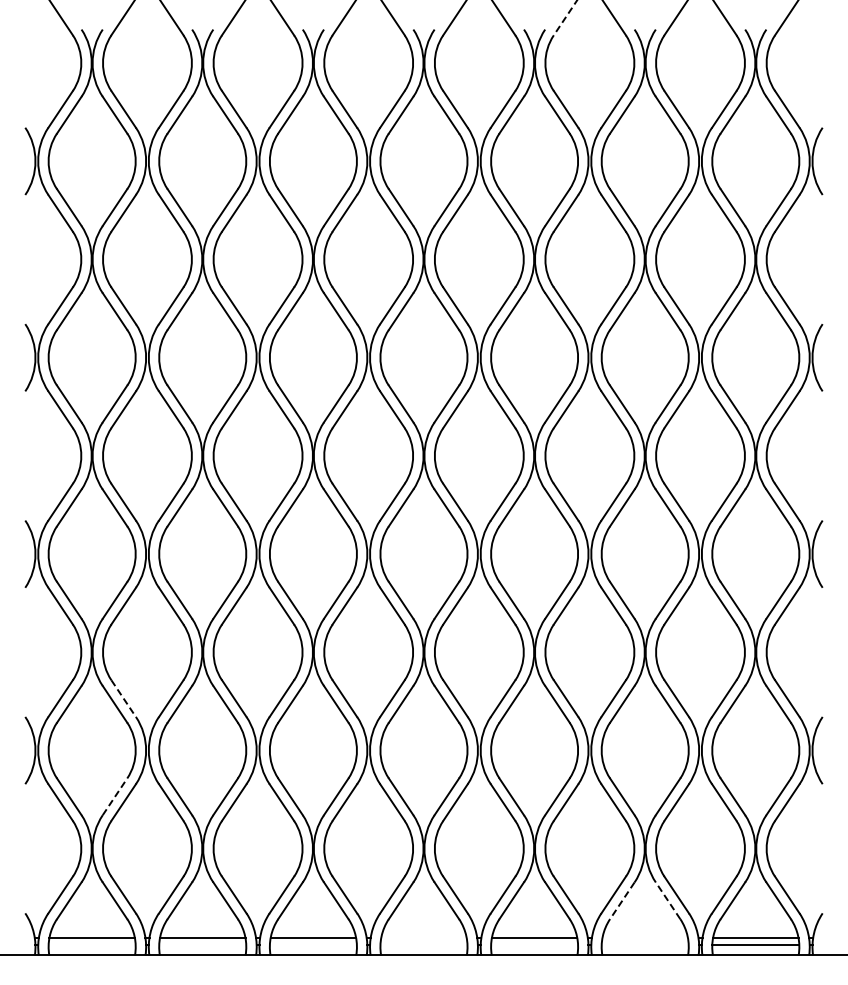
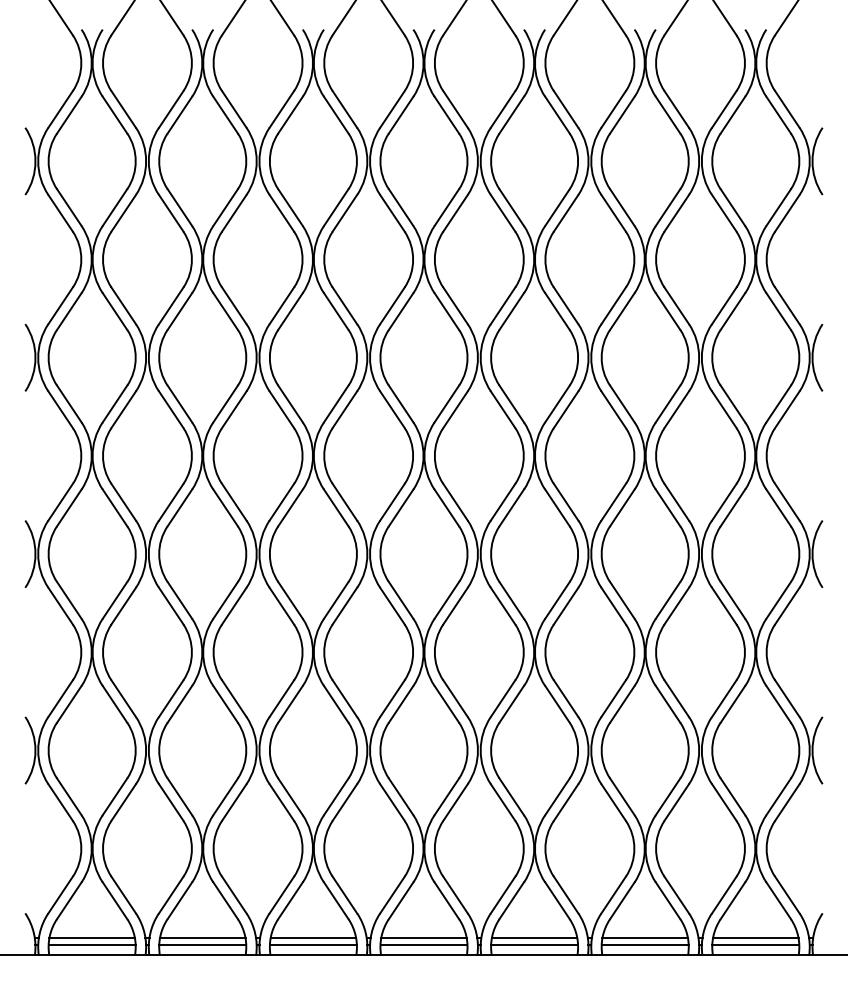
line: dashed -> solid (565, 18)
line: dashed -> solid (123, 699)
line: dashed -> solid (115, 796)
line: dashed -> solid (667, 900)
line: dashed -> solid (622, 901)
line: none -> present (423, 938)
line: none -> present (644, 938)
line: none -> present (91, 944)
line: none -> present (202, 944)
line: none -> present (312, 944)
line: none -> present (423, 944)
line: none -> present (534, 944)
line: none -> present (644, 944)
